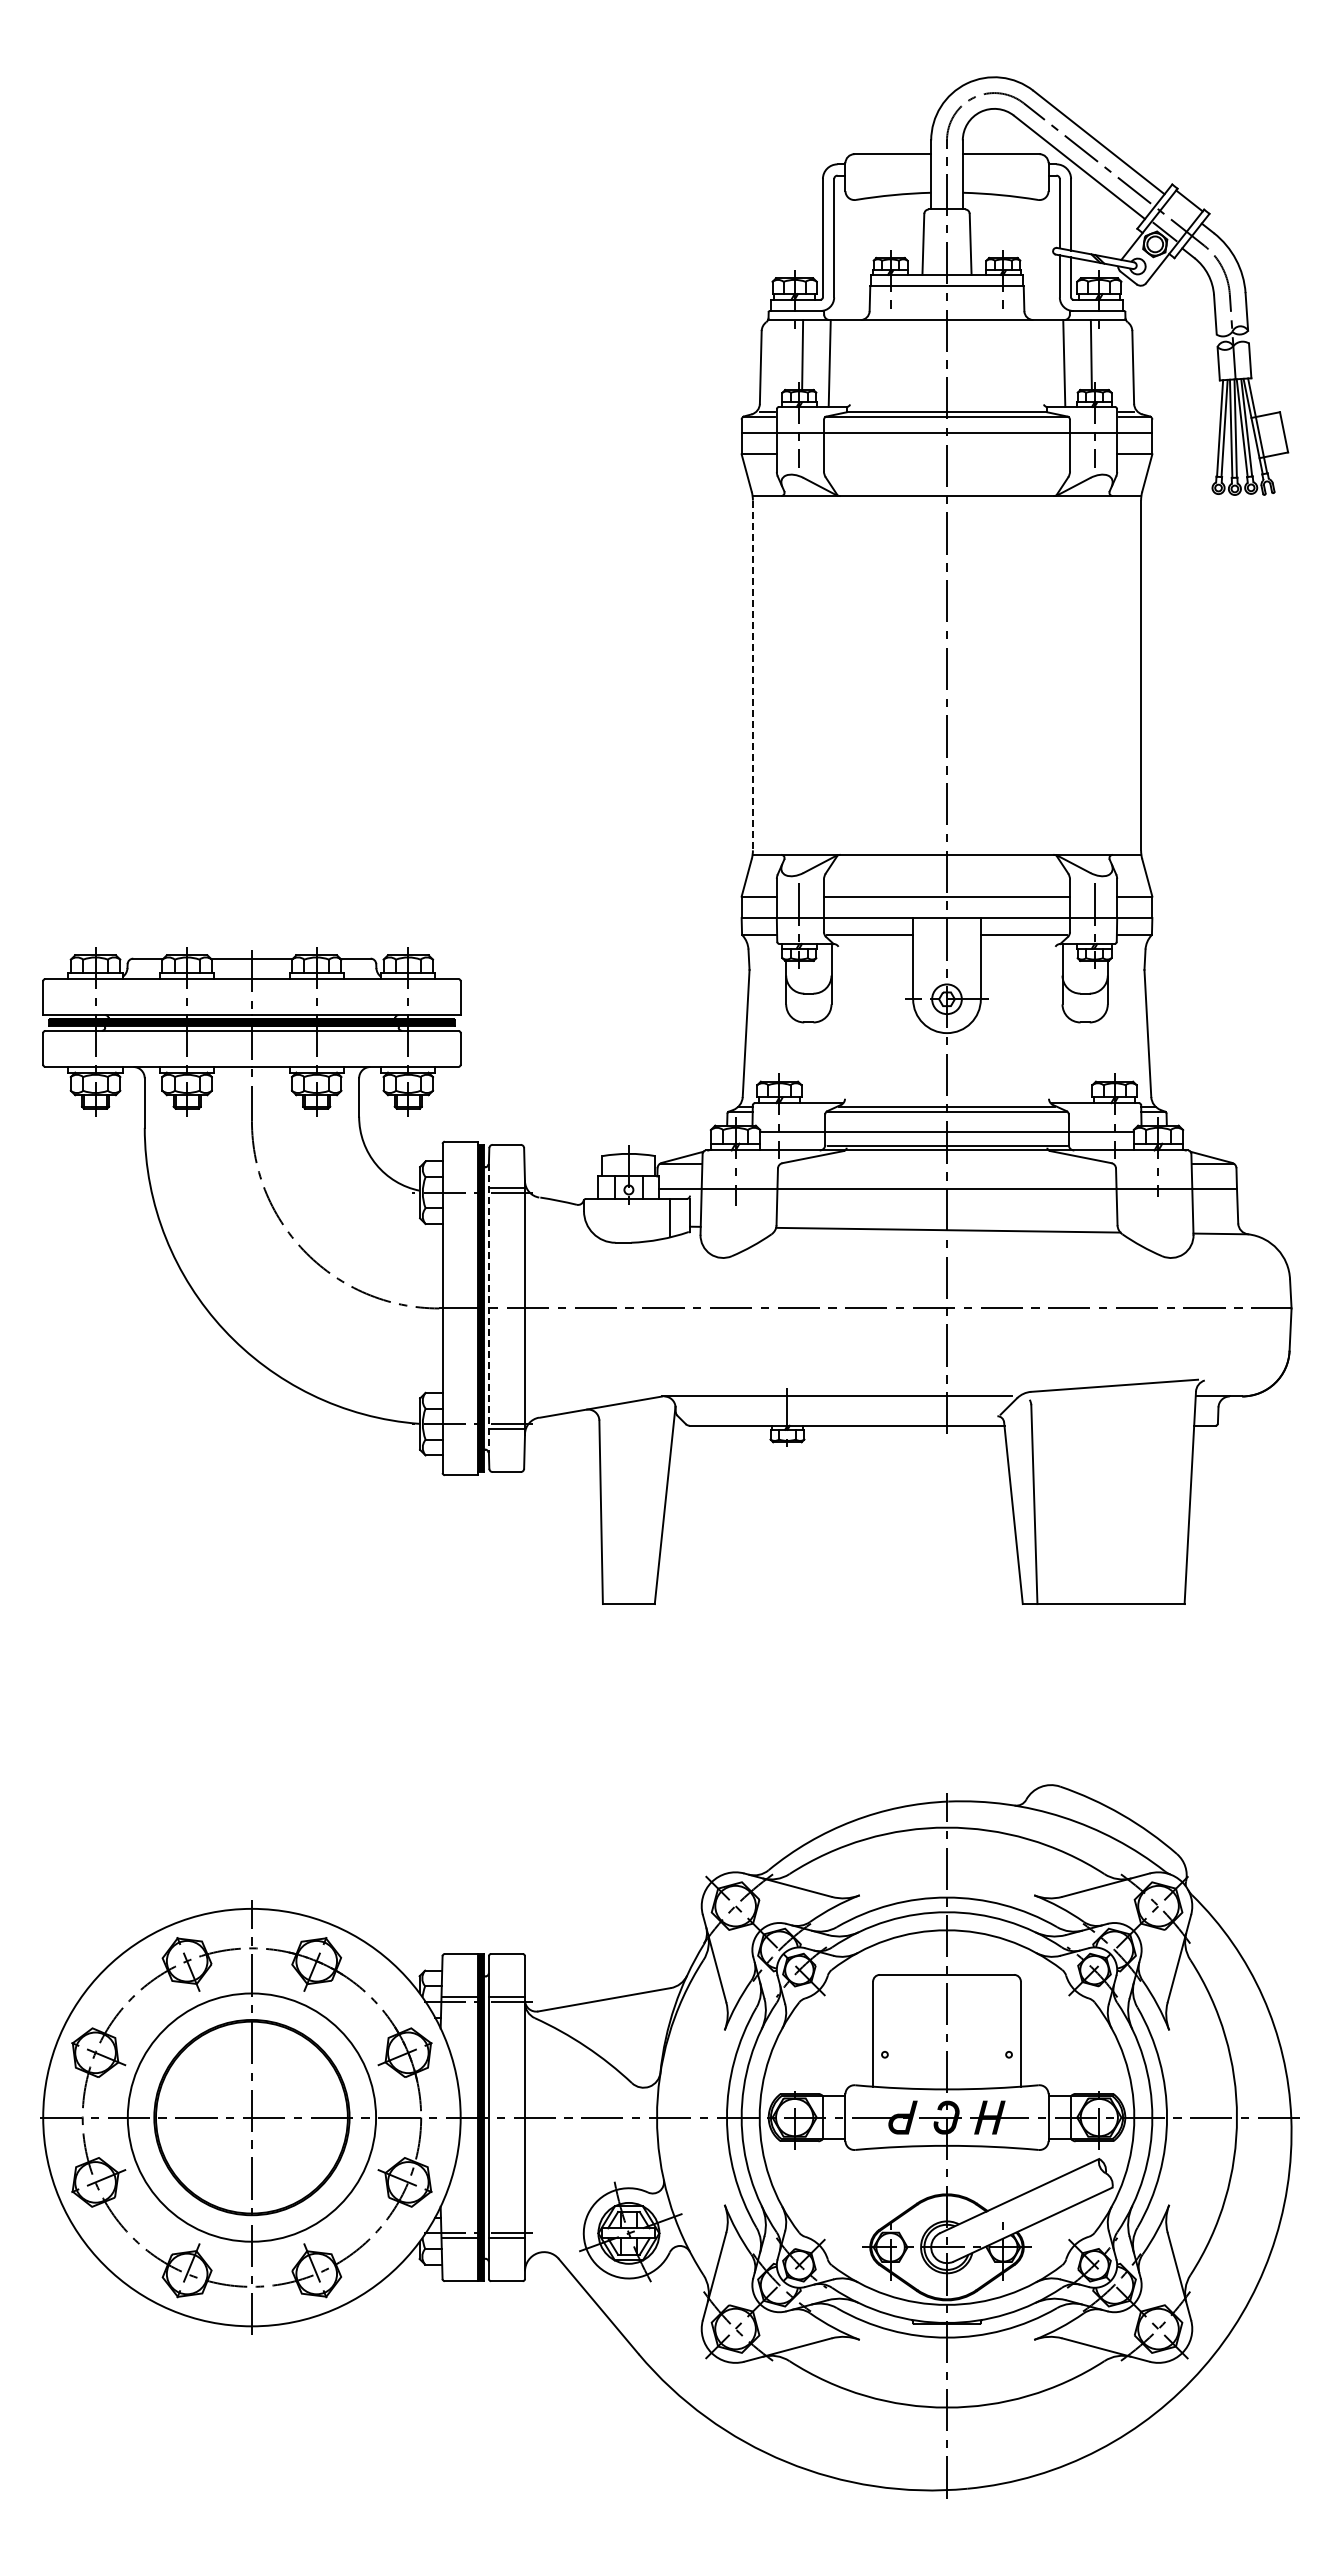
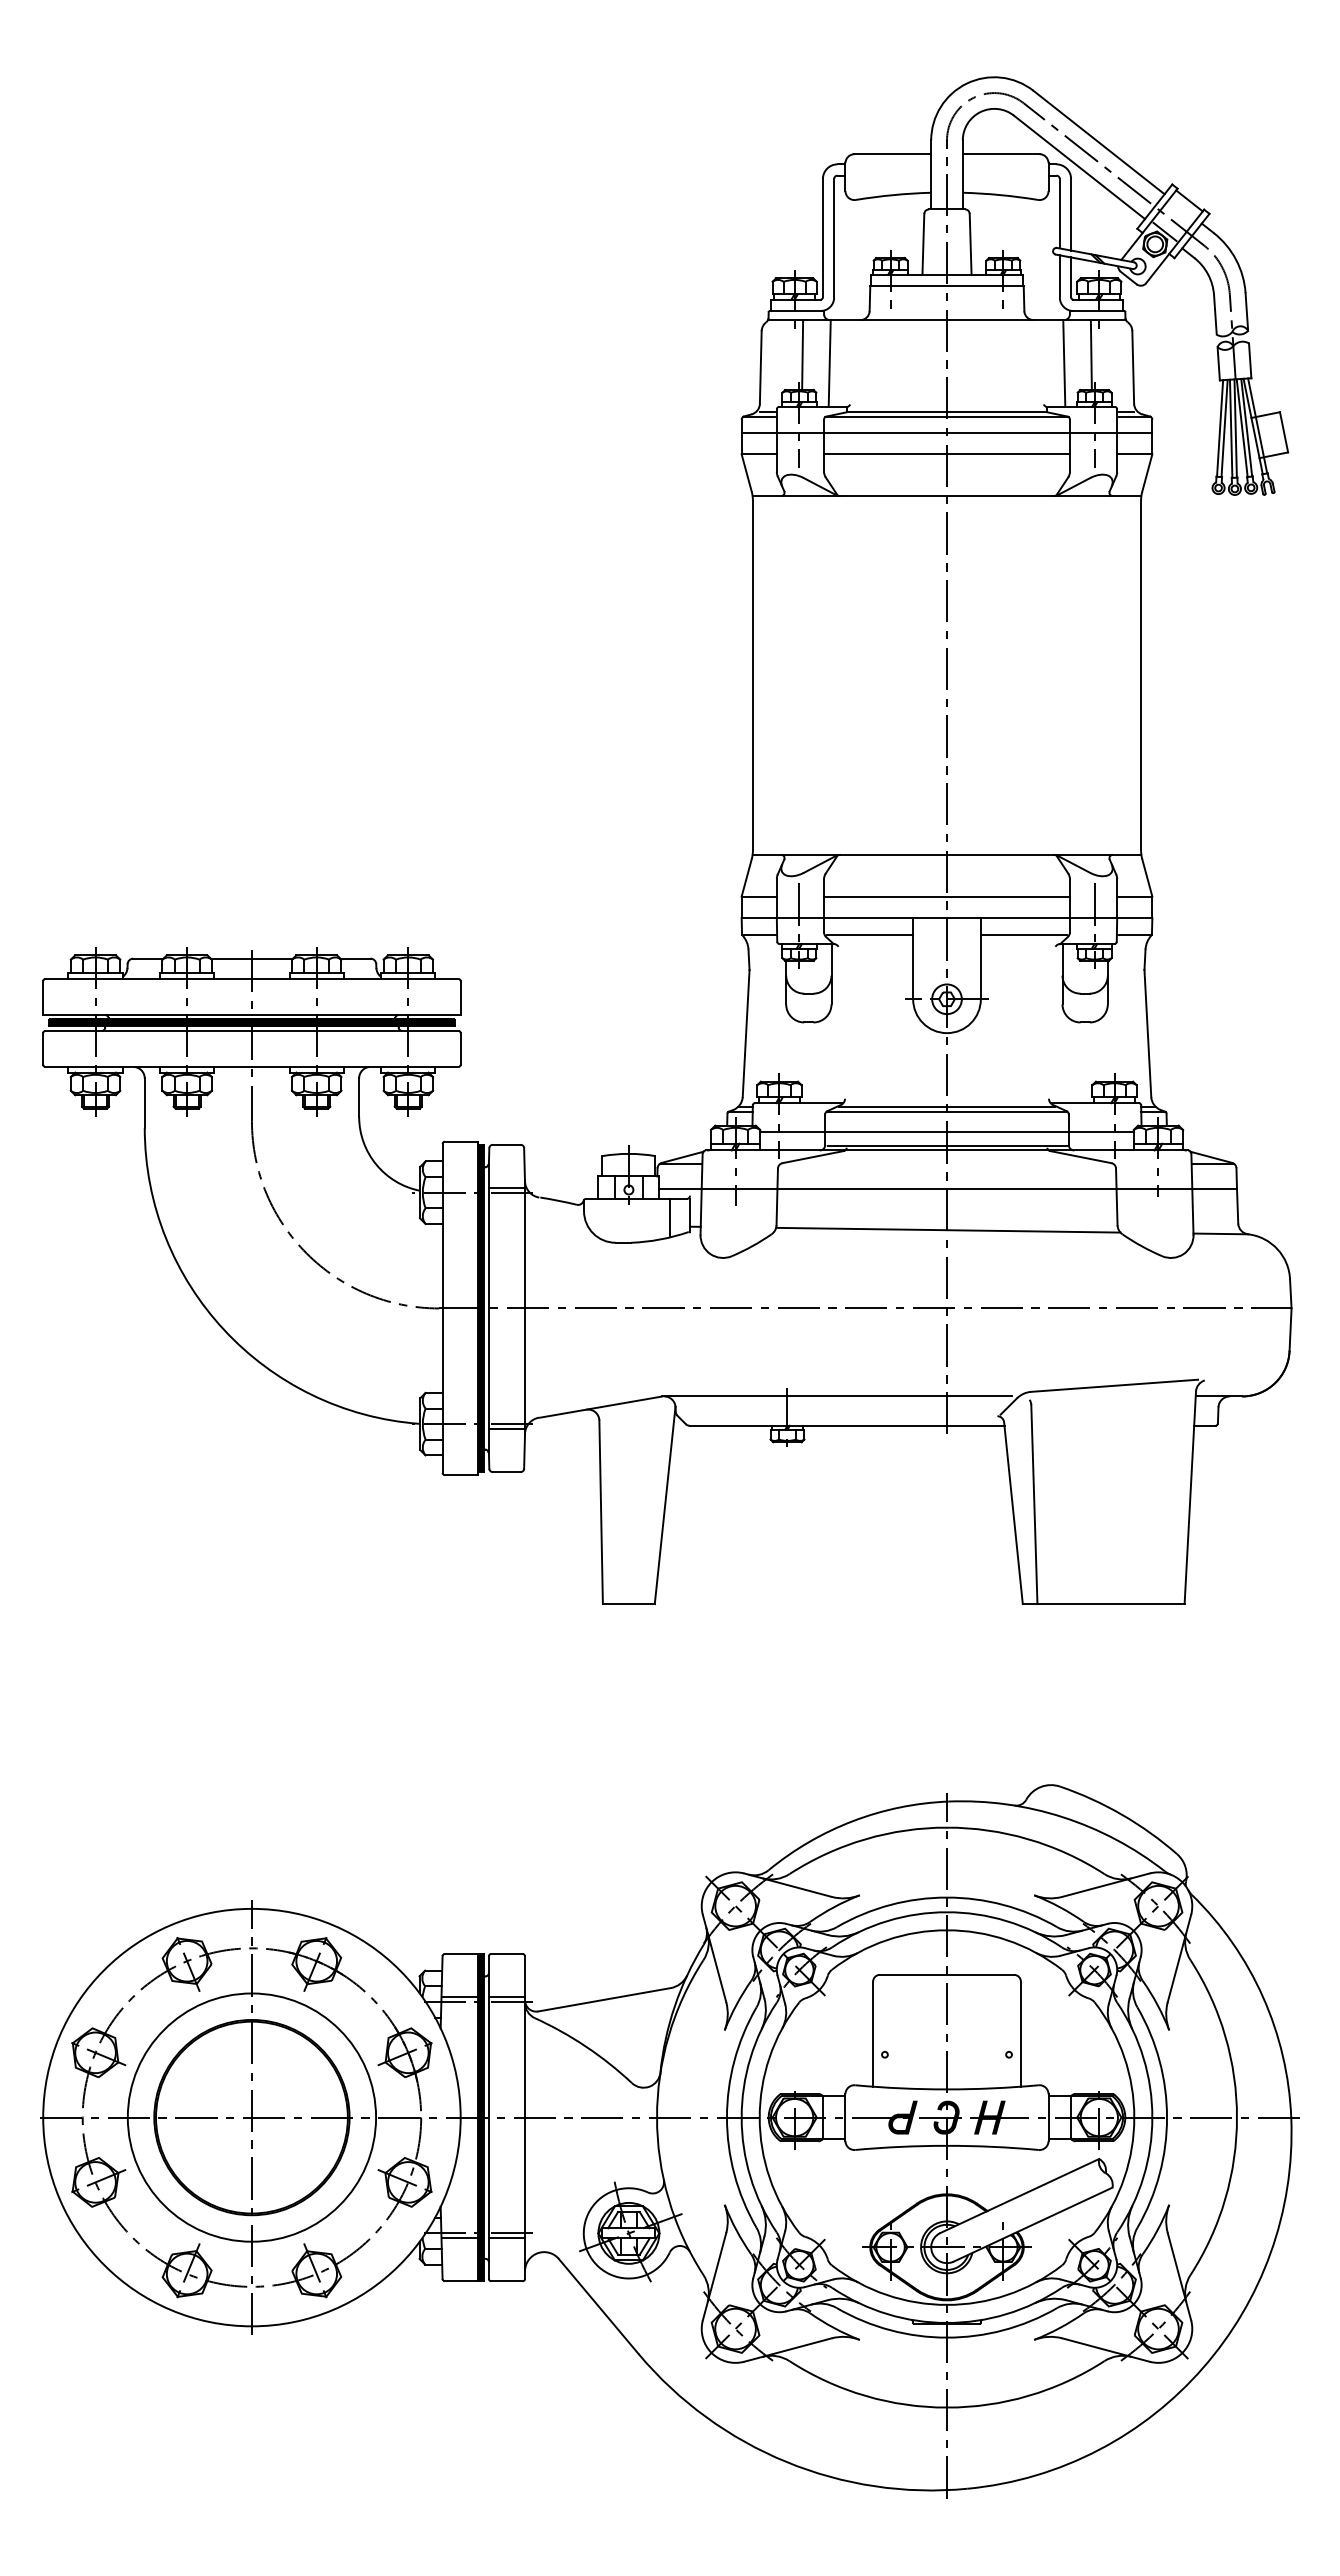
line: none -> present (946, 454)
line: dashed -> solid (752, 675)
line: dashed -> solid (488, 1308)
